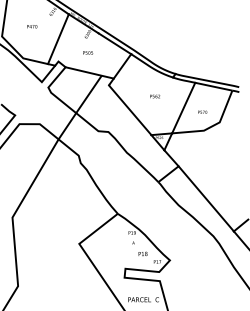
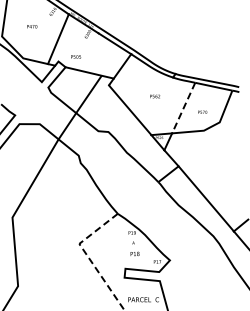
text position: (88, 52) -> (76, 56) (76, 56)
line: solid -> dashed (183, 108)
text position: (142, 253) -> (134, 253) (134, 253)
line: solid -> dashed (88, 257)
